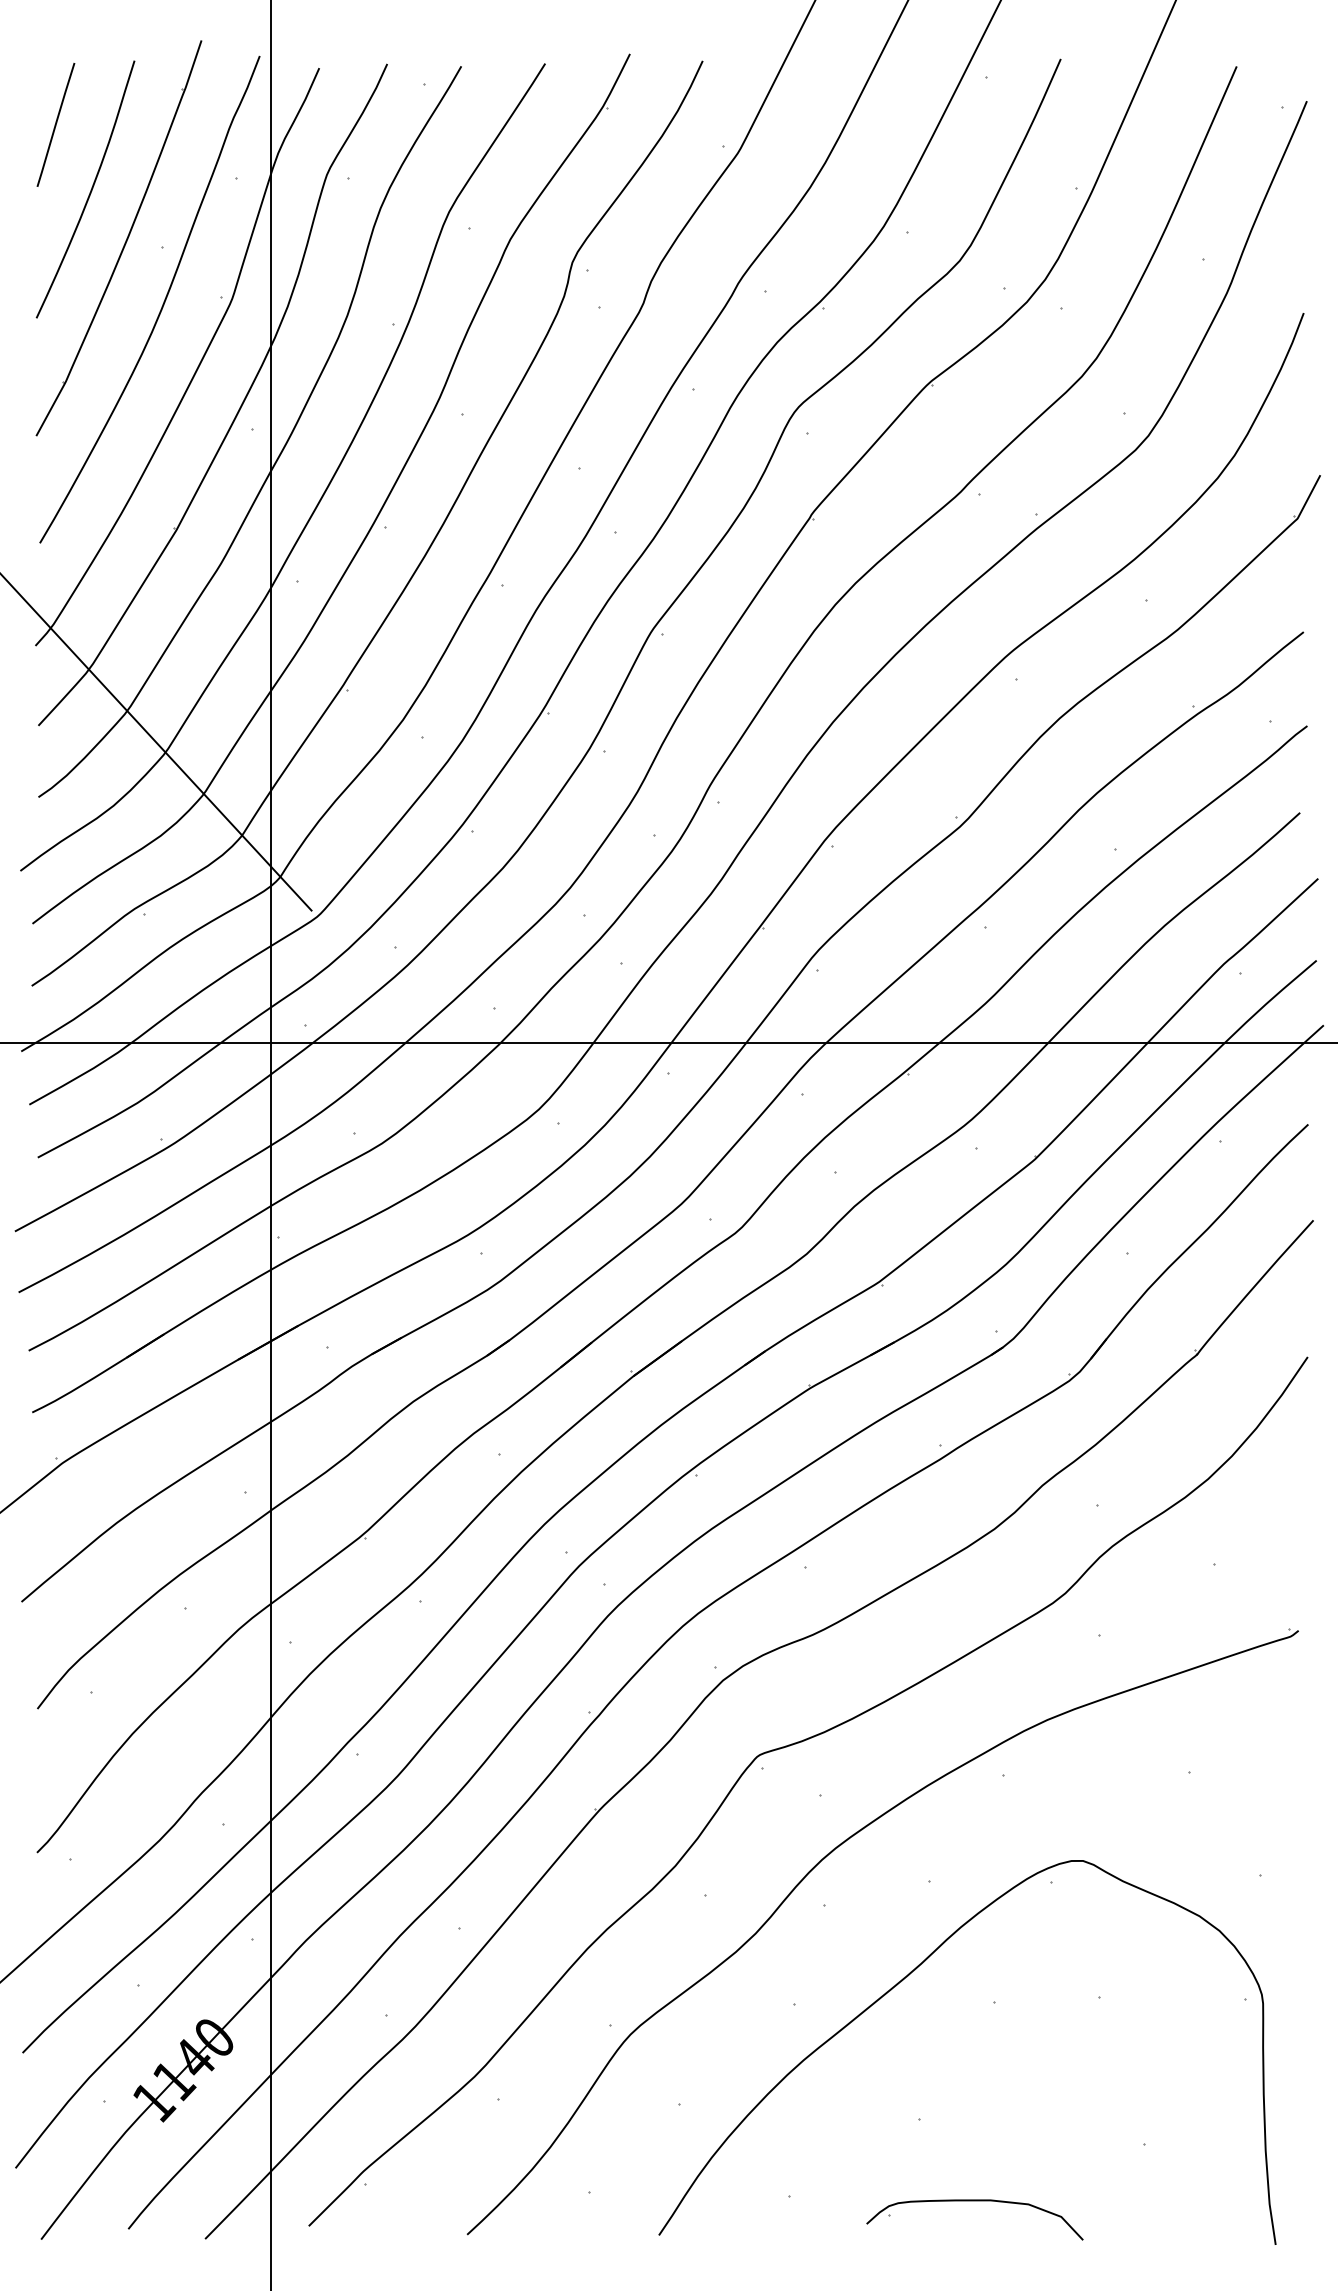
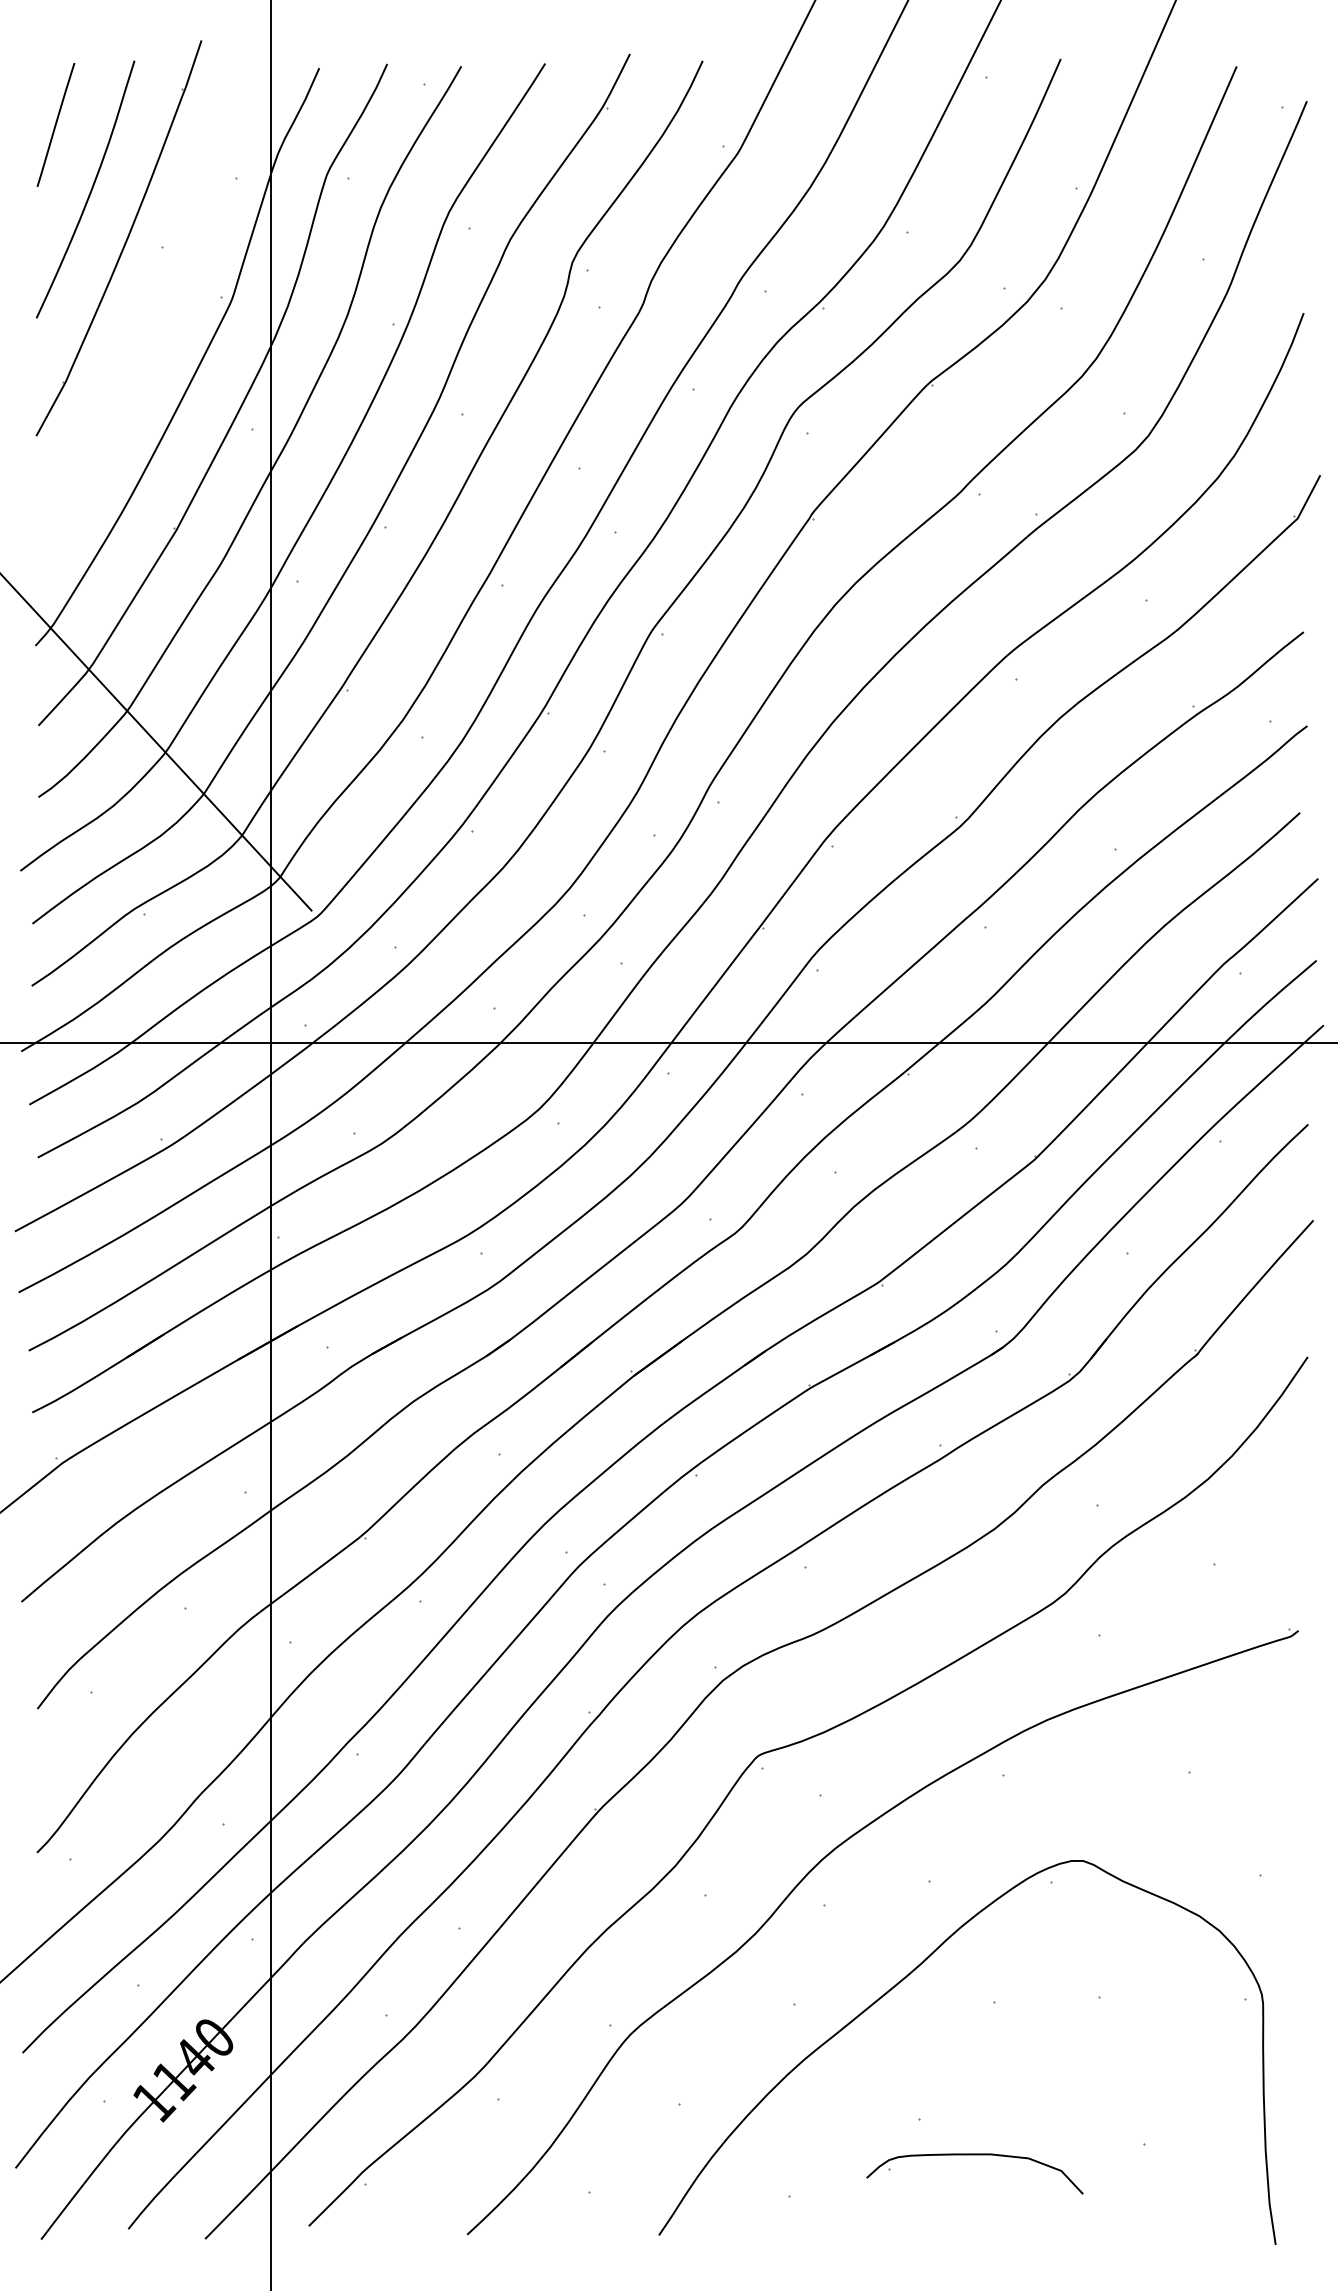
curve: present -> none (161, 306)
part position: (974, 2201) -> (974, 2155) (974, 2155)
